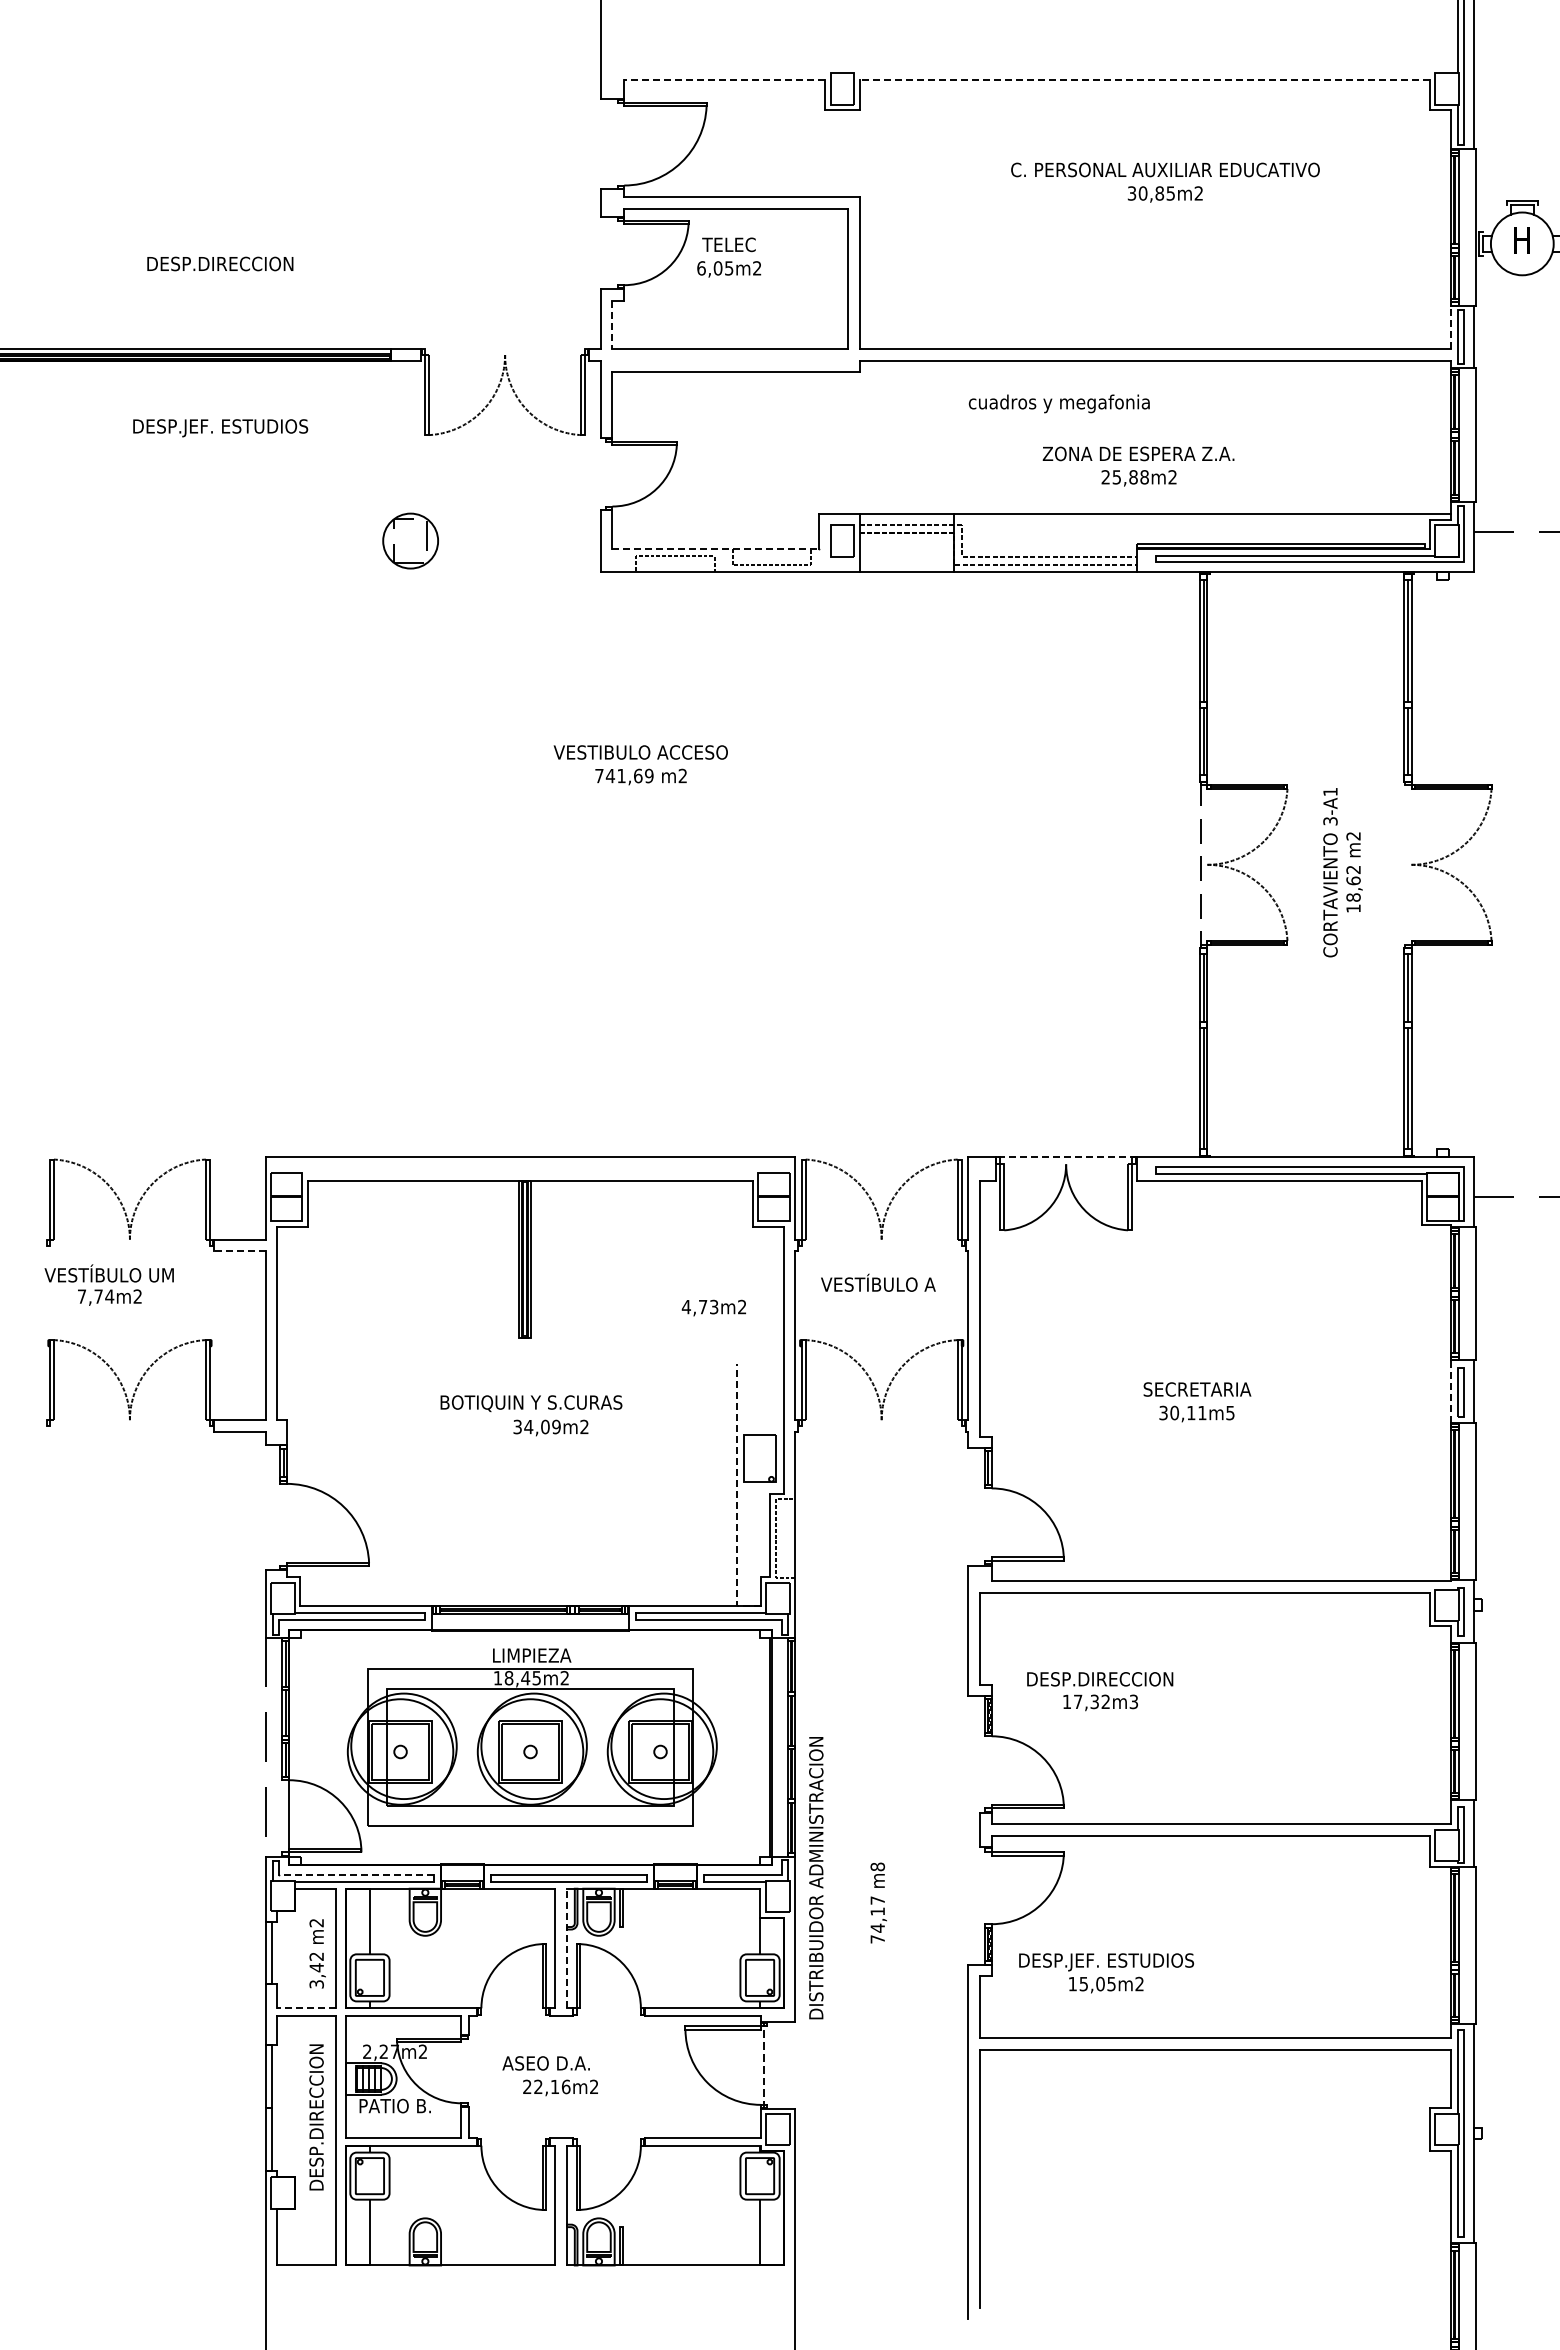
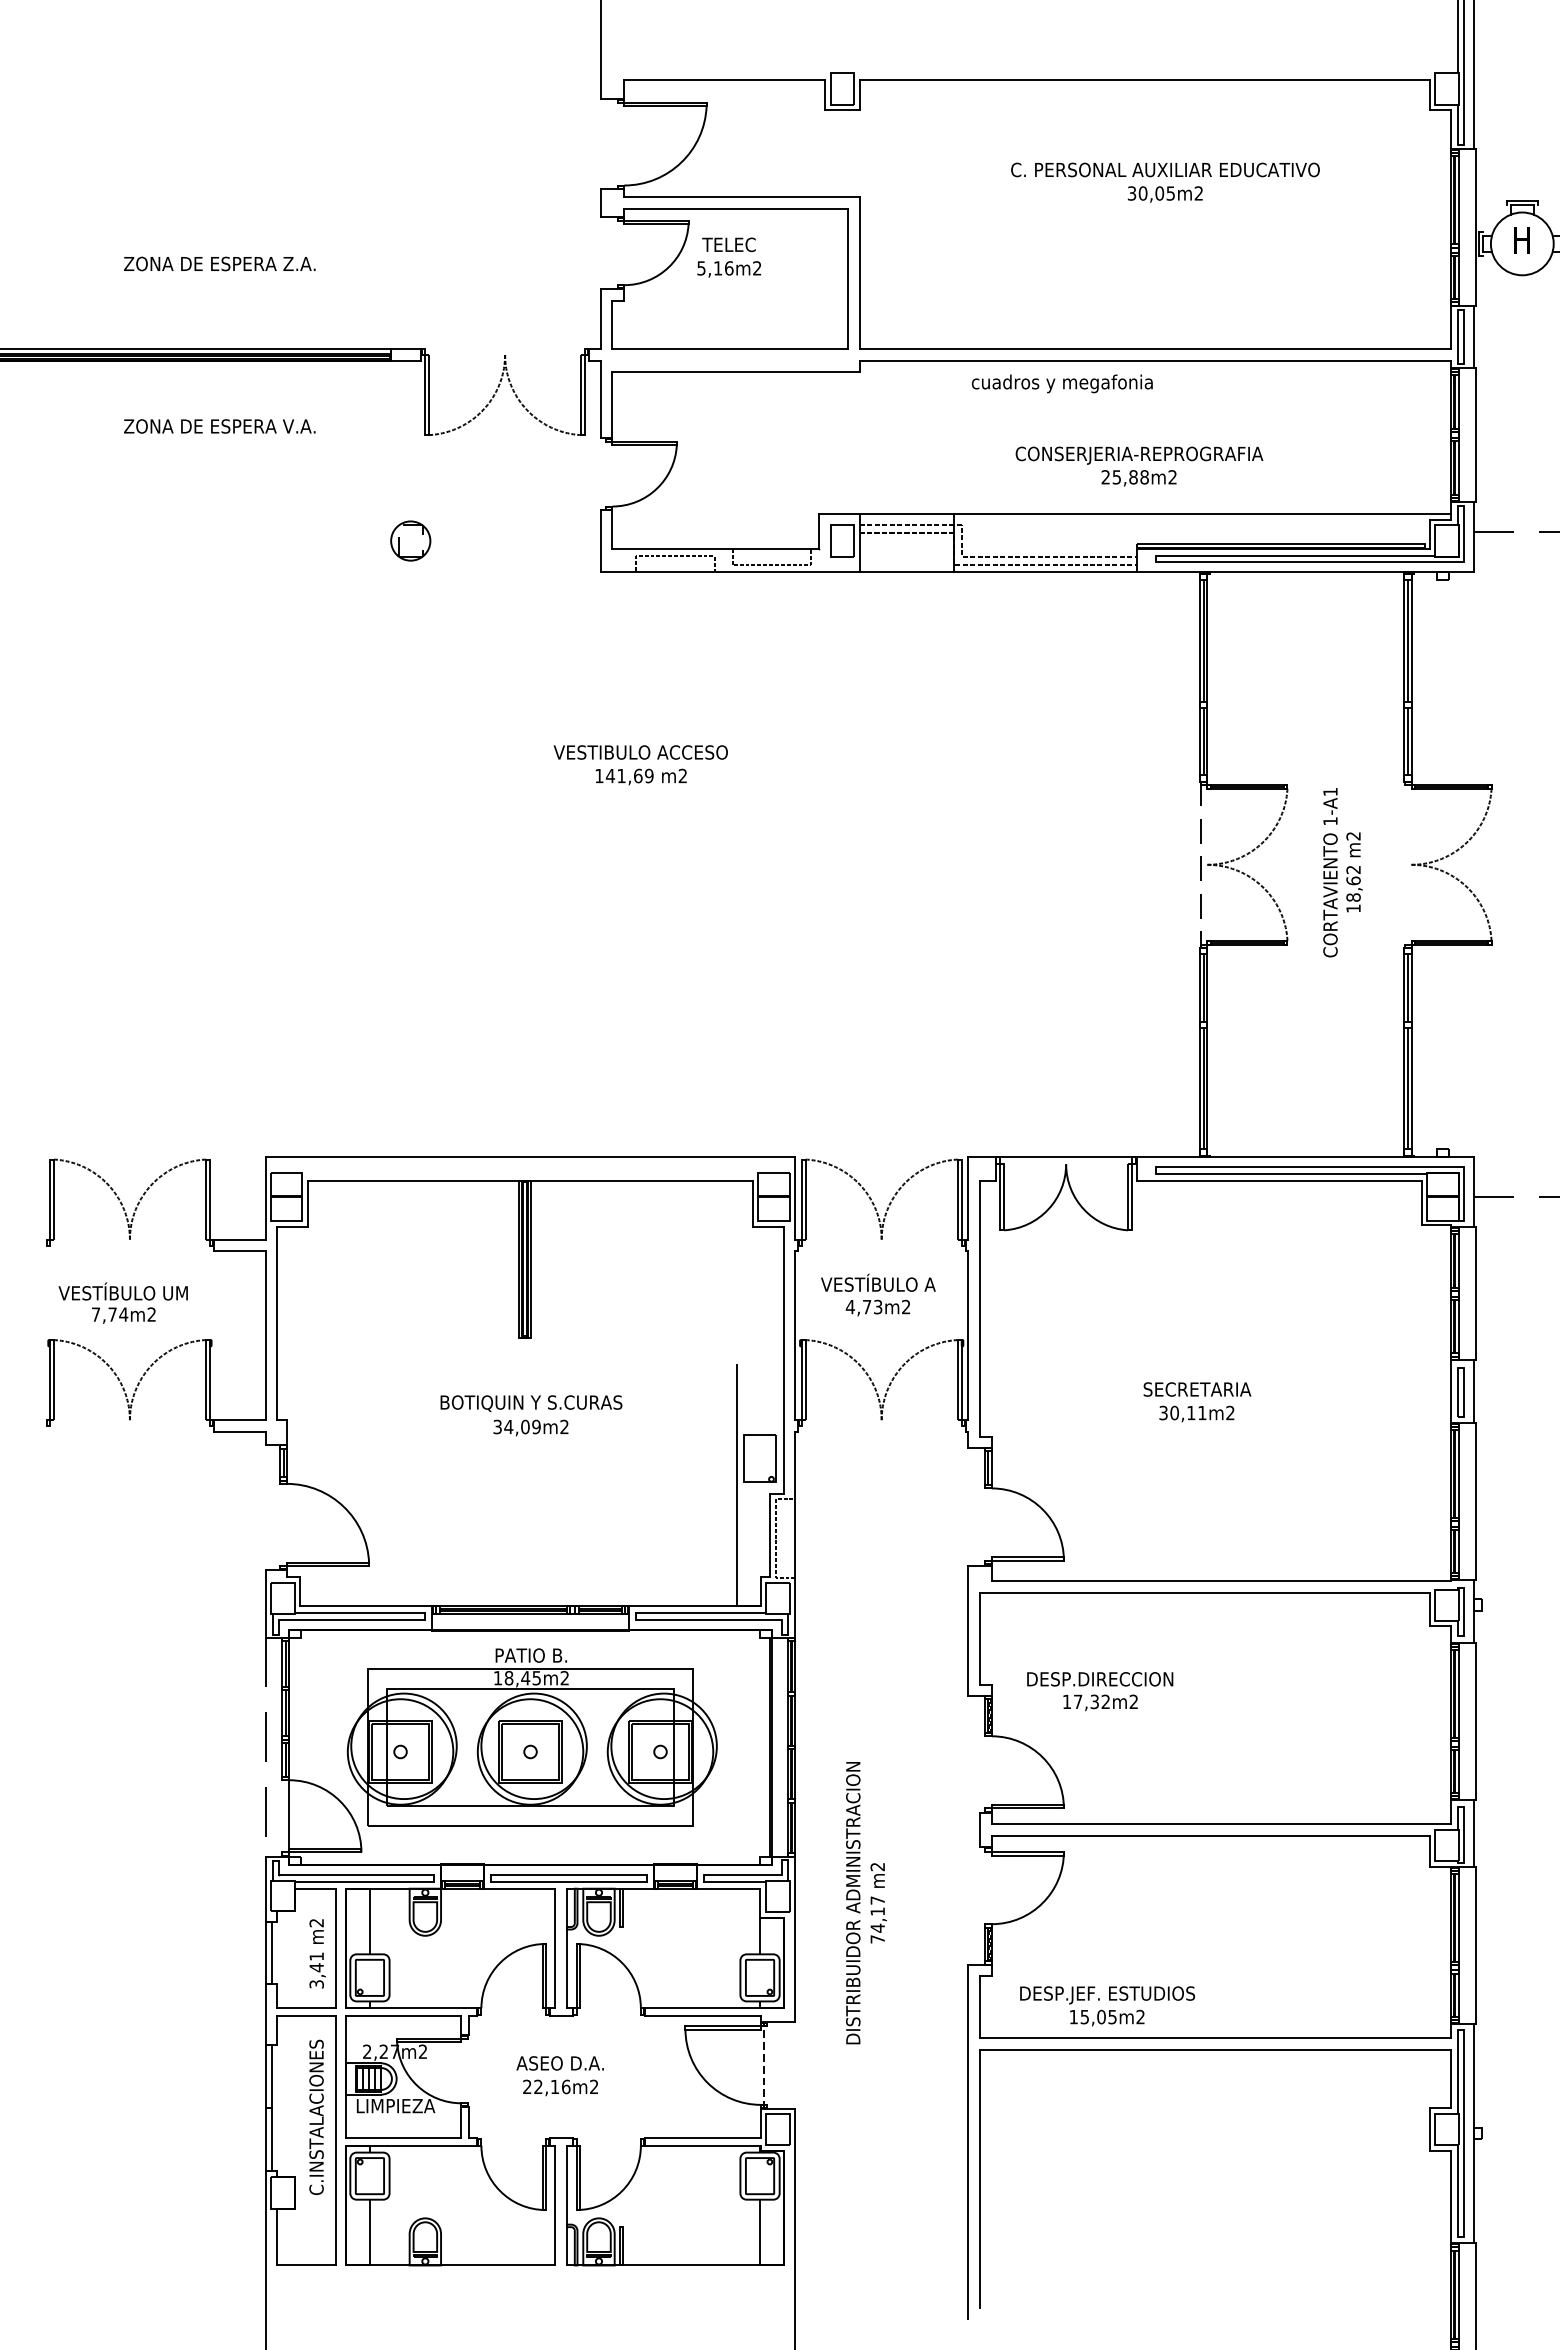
line: dashed -> solid (724, 79)
line: dashed -> solid (1144, 79)
text: 30,85m2 -> 30,05m2 (1159, 193)
text: DESP.DIRECCION -> ZONA DE ESPERA Z.A. (219, 263)
text: 6,05m2 -> 5,16m2 (715, 268)
line: dashed -> solid (612, 324)
line: dashed -> solid (1450, 327)
text position: (1058, 403) -> (1061, 383) (1061, 383)
text: DESP.JEF. ESTUDIOS -> ZONA DE ESPERA V.A. (219, 428)
text: ZONA DE ESPERA Z.A. -> CONSERJERIA-REPROGRAFIA (1139, 455)
part size: 57x58 px -> 42x42 px (410, 540)
line: dashed -> solid (716, 548)
text: 741,69 -> 141,69 (599, 776)
text: 3-A1 -> 1-A1 (1330, 821)
line: dashed -> solid (1066, 1157)
line: dashed -> solid (239, 1251)
text position: (108, 1284) -> (122, 1302) (122, 1302)
text position: (713, 1307) -> (877, 1307) (877, 1307)
line: dashed -> solid (1450, 1391)
text: 30,11m5 -> 30,11m2 (1230, 1412)
text position: (550, 1427) -> (530, 1427) (530, 1427)
line: dashed -> solid (736, 1498)
text: LIMPIEZA -> PATIO B. (532, 1655)
text: 17,32m3 -> 17,32m2 (1133, 1702)
text: m8 -> m2 (877, 1866)
line: dashed -> solid (356, 1875)
text position: (816, 1878) -> (853, 1903) (853, 1903)
line: dashed -> solid (566, 1948)
text: 3,42 -> 3,41 (316, 1956)
text position: (1106, 1973) -> (1107, 2006) (1107, 2006)
line: dashed -> solid (306, 2008)
text position: (545, 2063) -> (559, 2063) (559, 2063)
text: PATIO B. -> LIMPIEZA (395, 2105)
text: DESP.DIRECCION -> C.INSTALACIONES (316, 2116)
